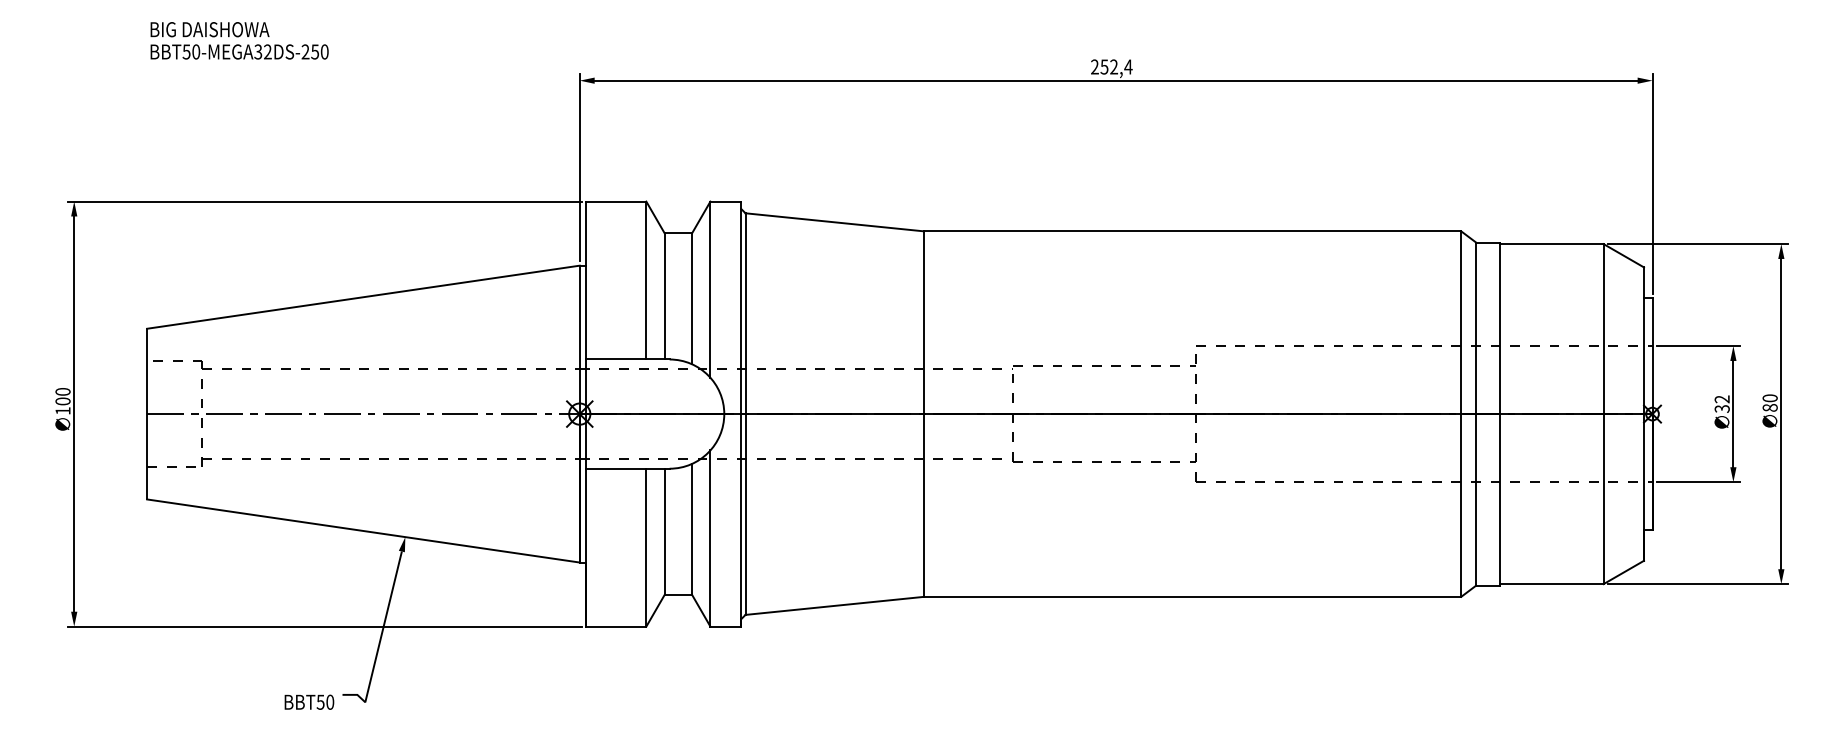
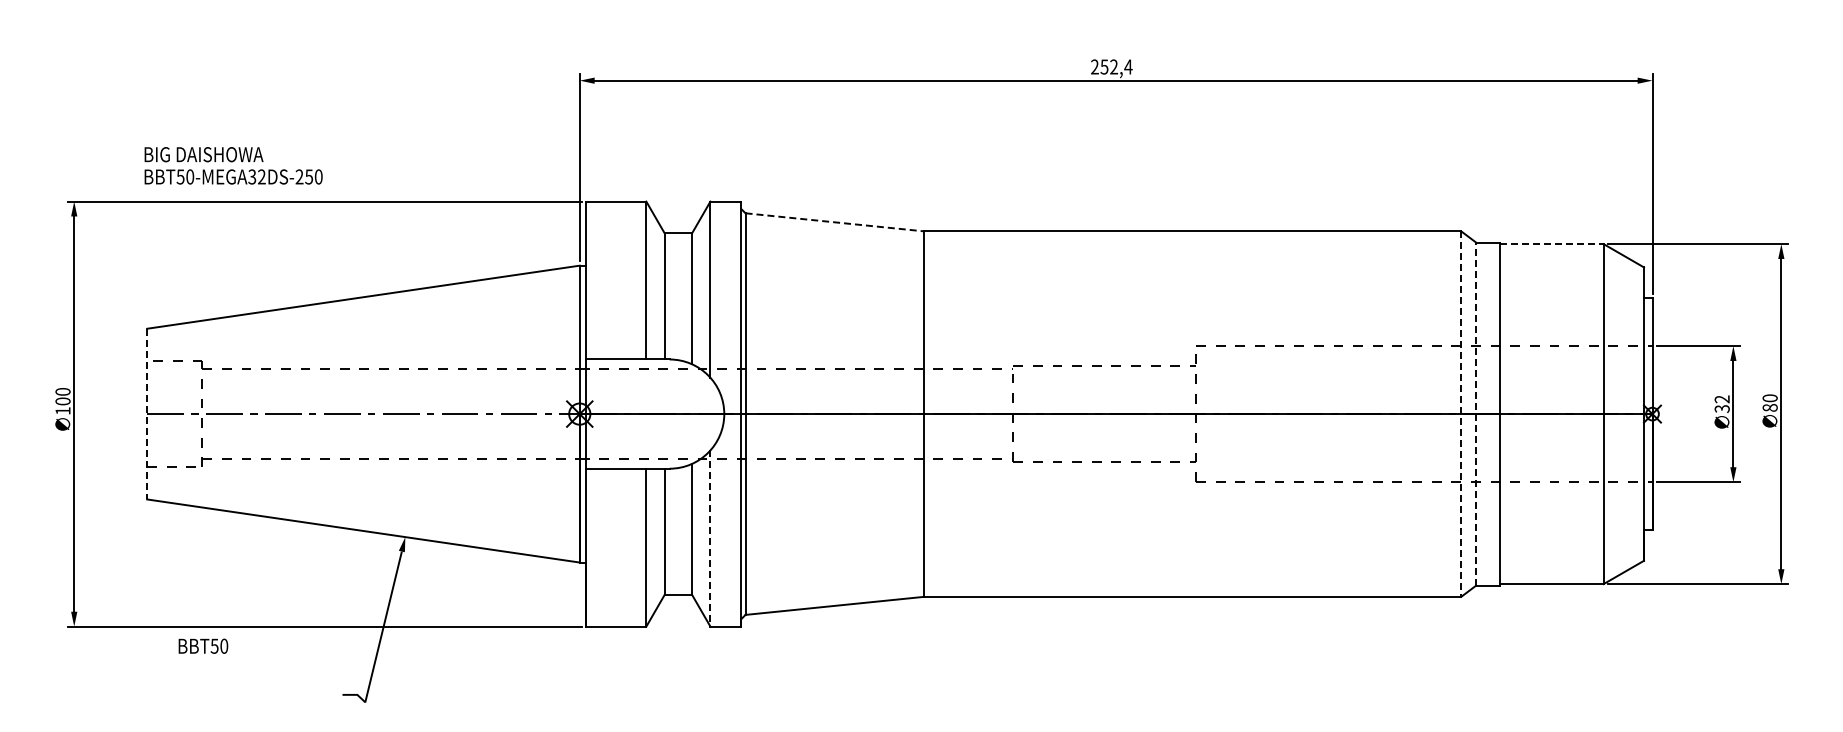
text position: (239, 40) -> (233, 165) (233, 165)
line: solid -> dashed (834, 222)
line: solid -> dashed (1552, 244)
line: solid -> dashed (1476, 413)
line: solid -> dashed (147, 414)
line: solid -> dashed (1461, 414)
line: solid -> dashed (710, 539)
text position: (309, 701) -> (203, 645) (203, 645)
